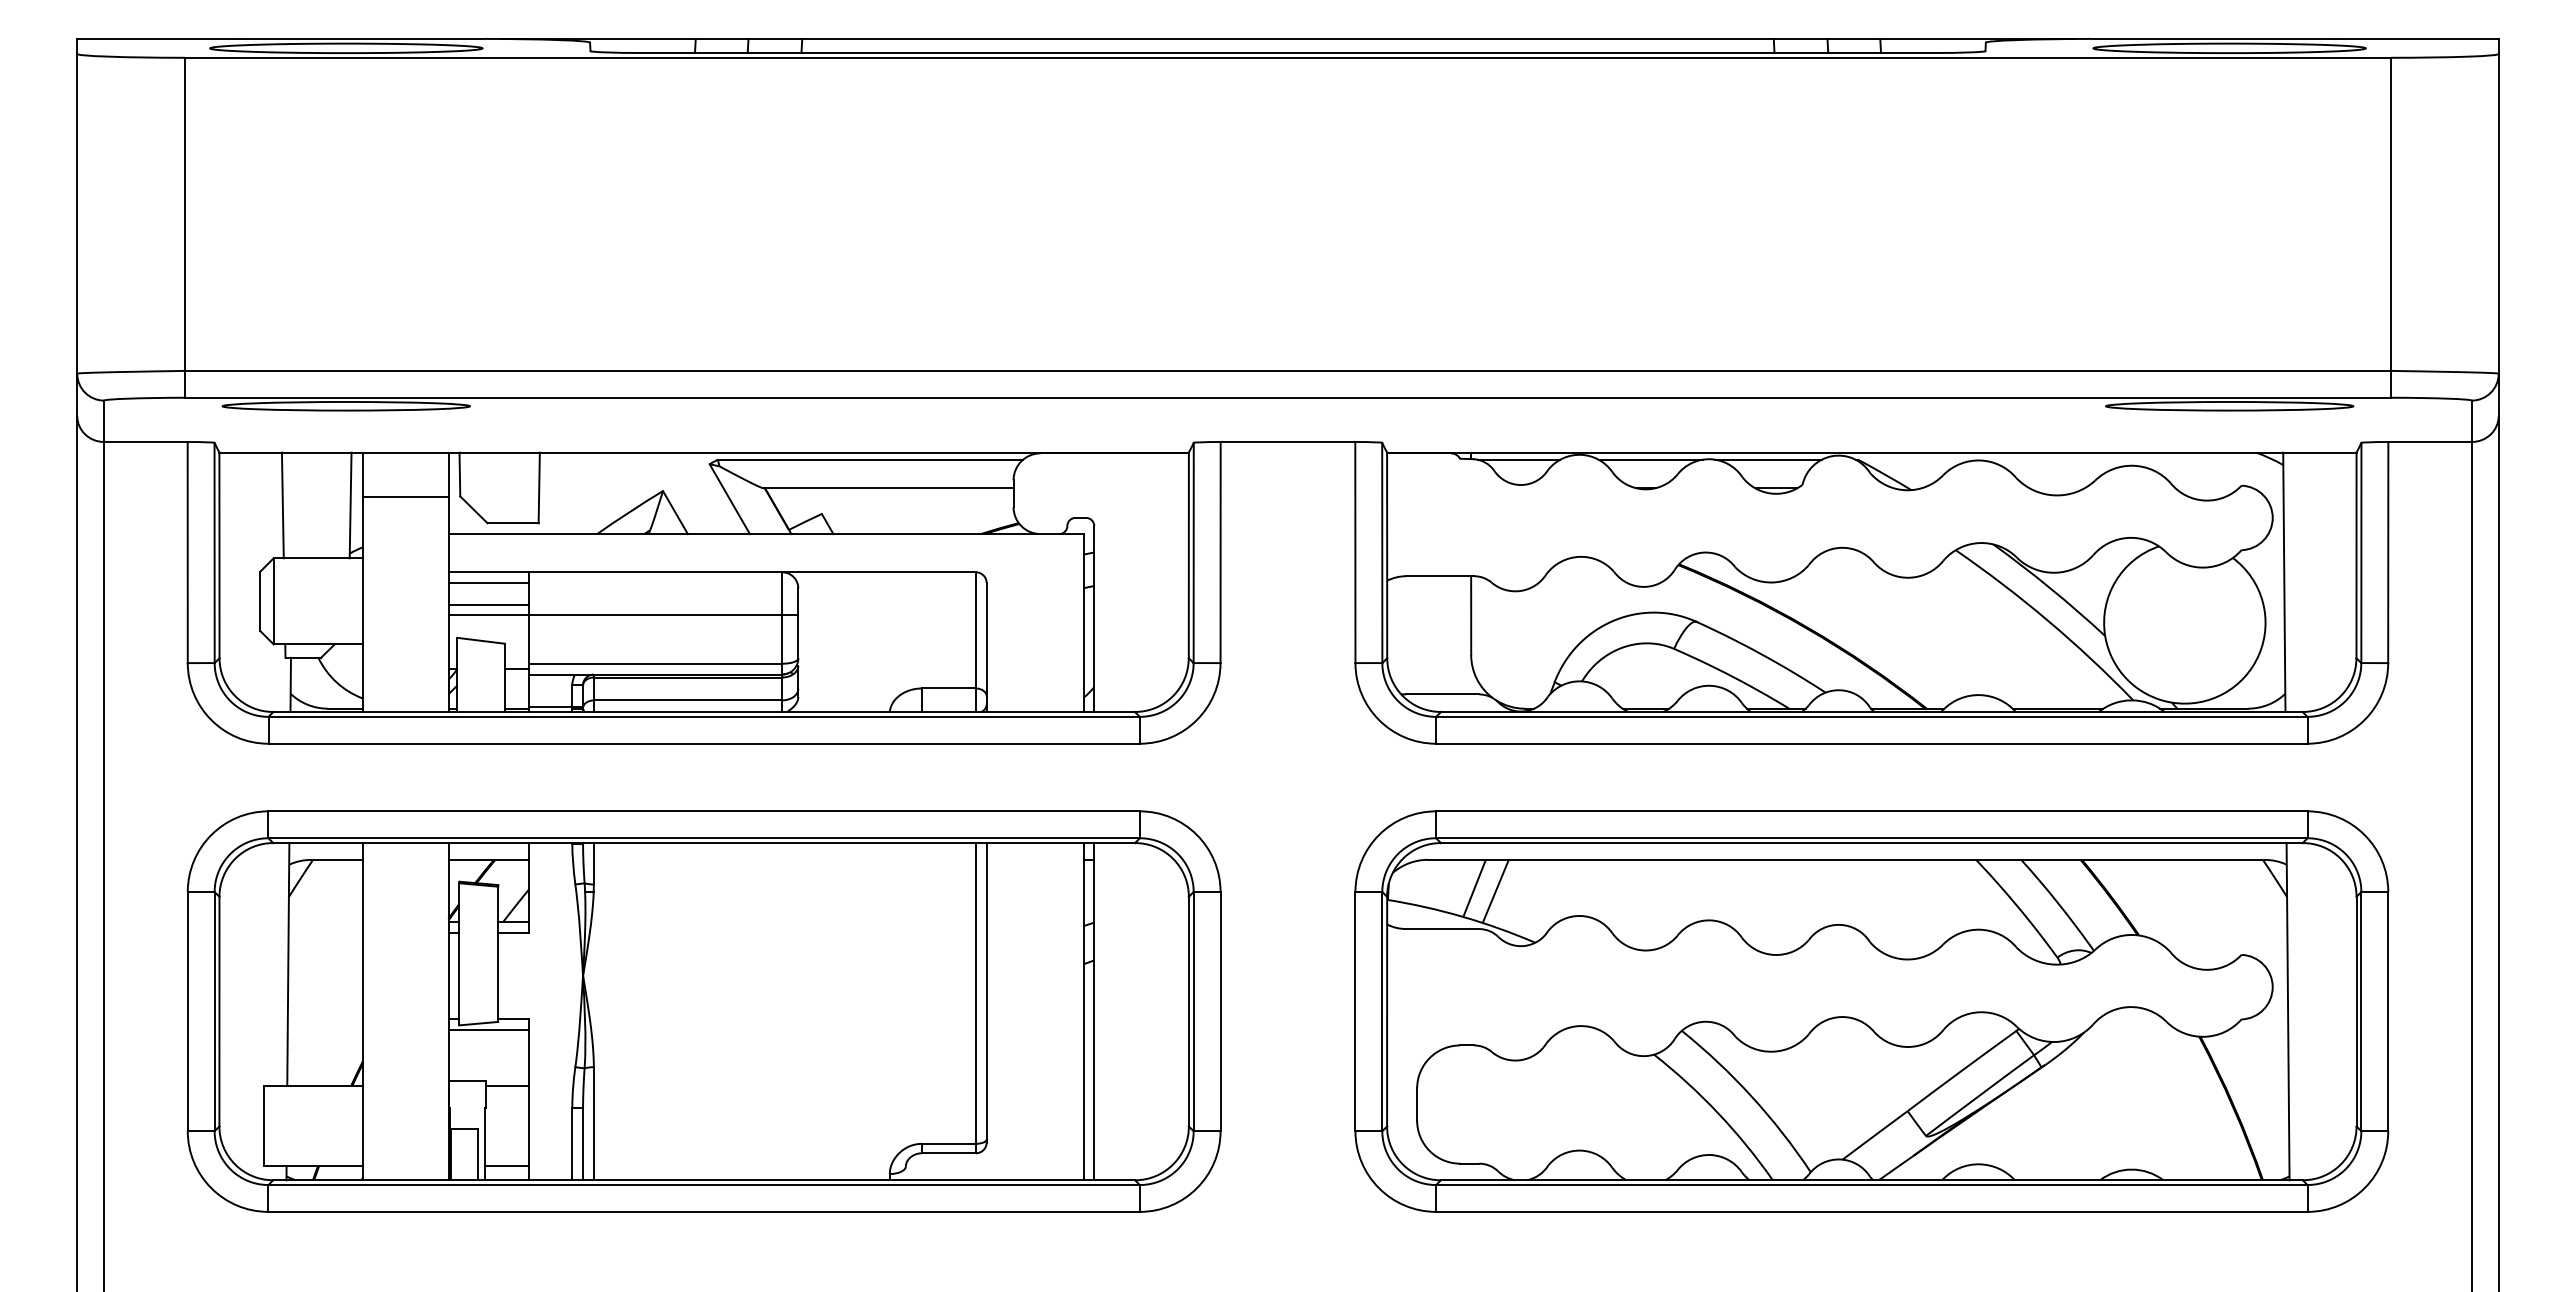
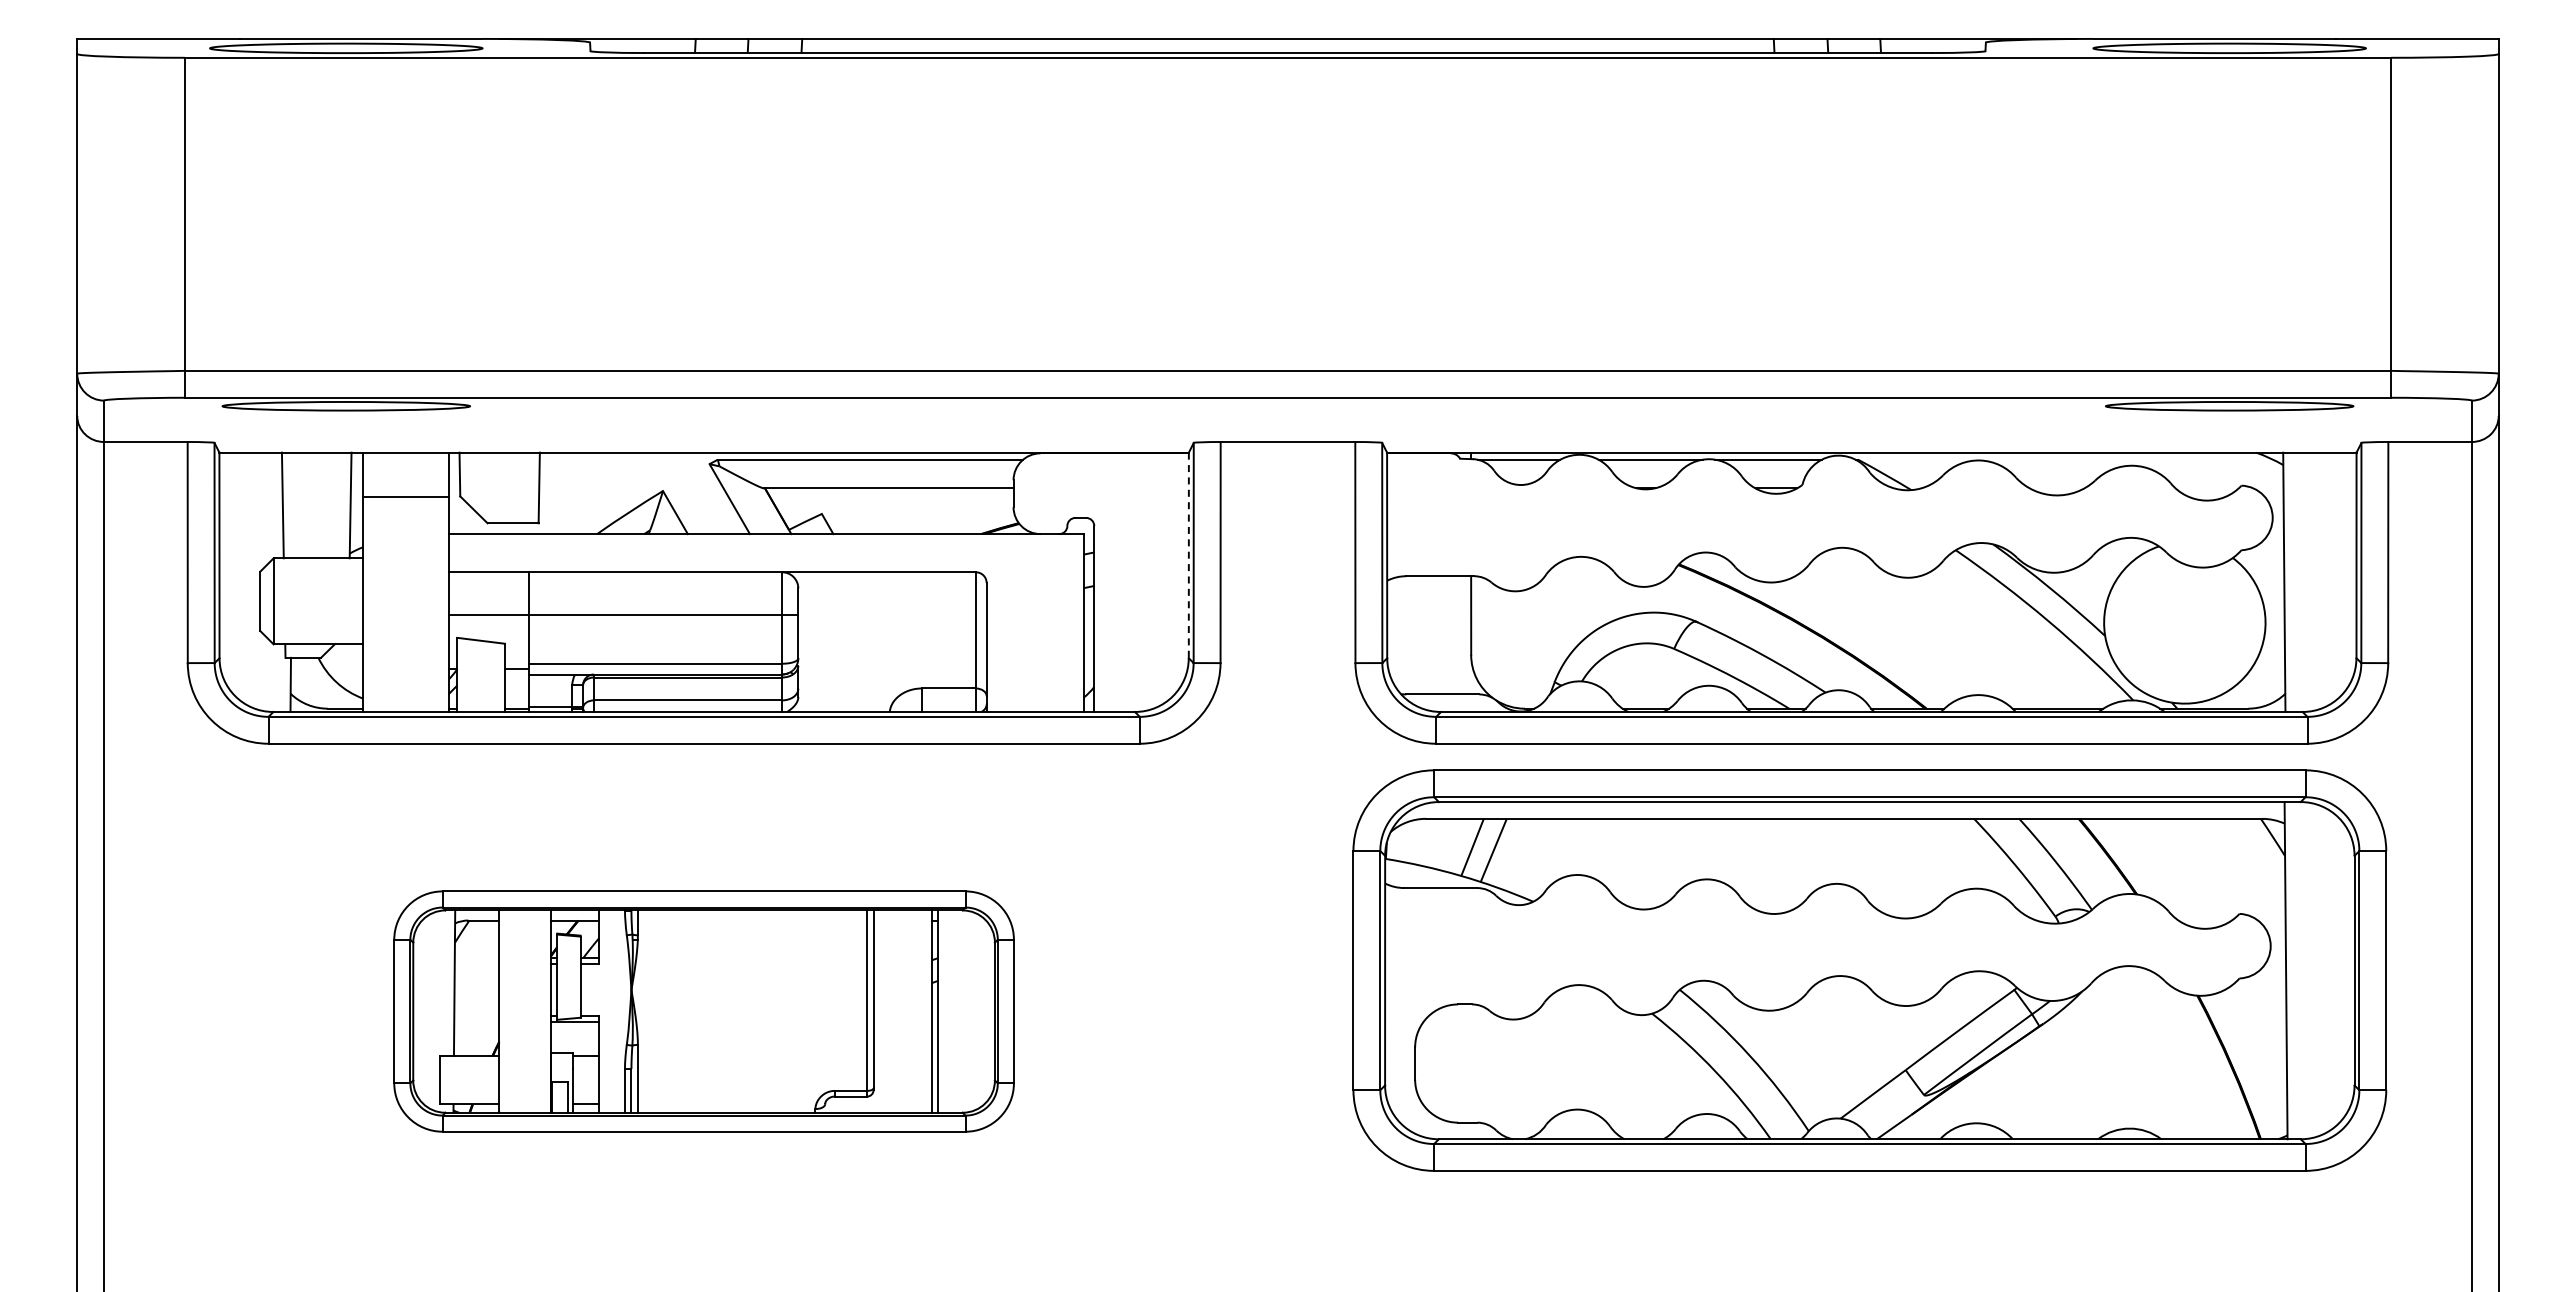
line: solid -> dashed (1188, 555)
line: present -> none (488, 583)
line: present -> none (488, 604)
part size: 1036x403 px -> 622x243 px (703, 1011)
part position: (1871, 1011) -> (1869, 970) (1869, 970)
